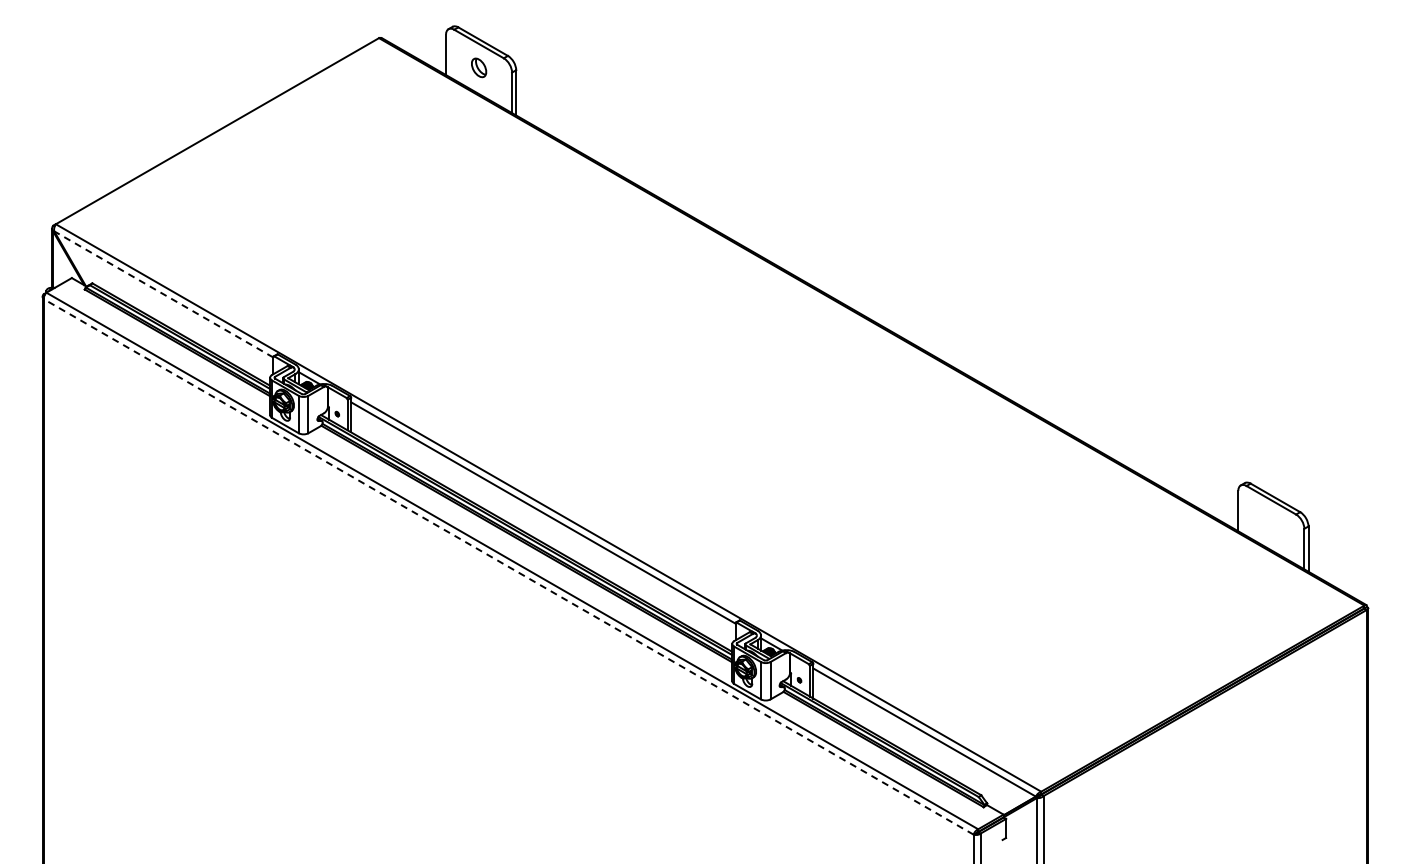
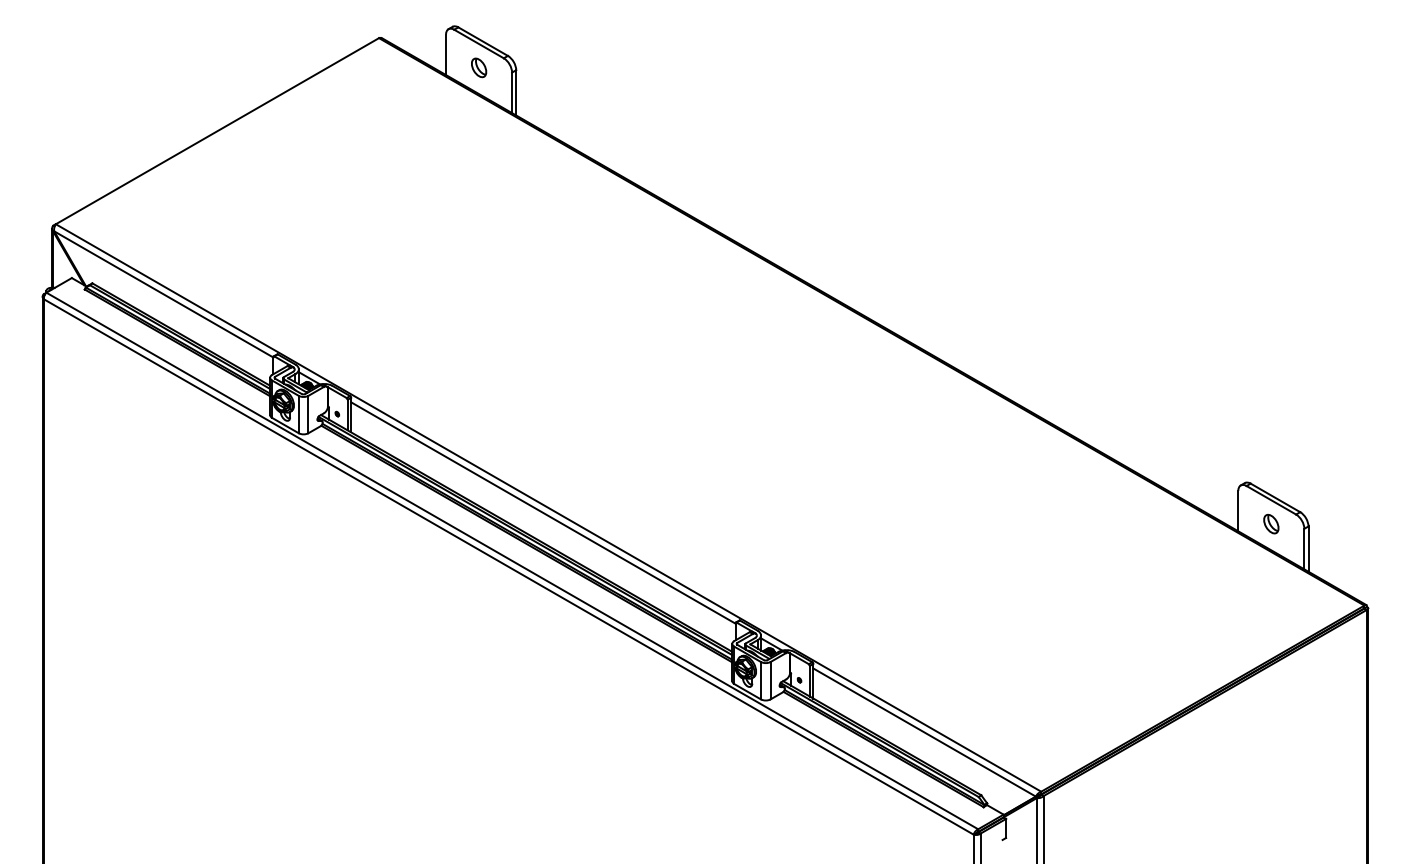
line: dashed -> solid (163, 294)
part: none -> present (1271, 524)
line: dashed -> solid (508, 566)
